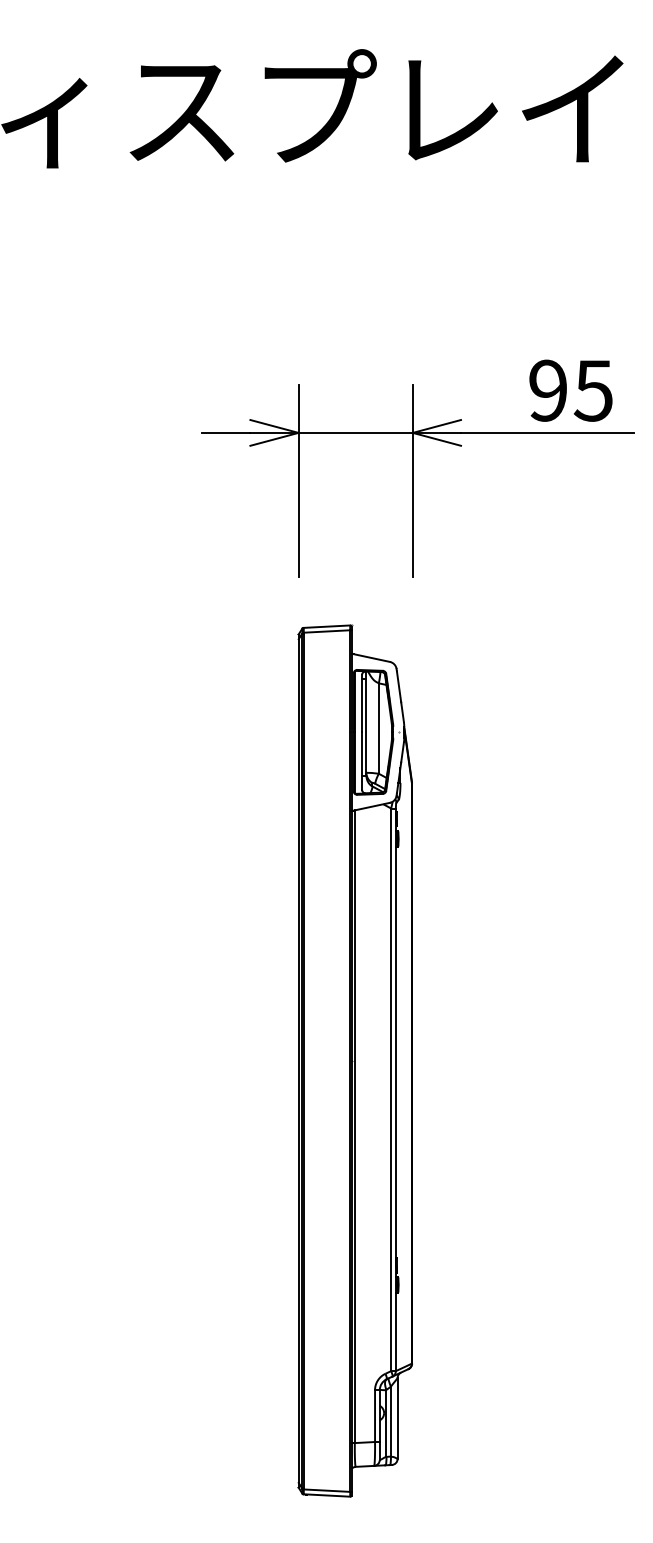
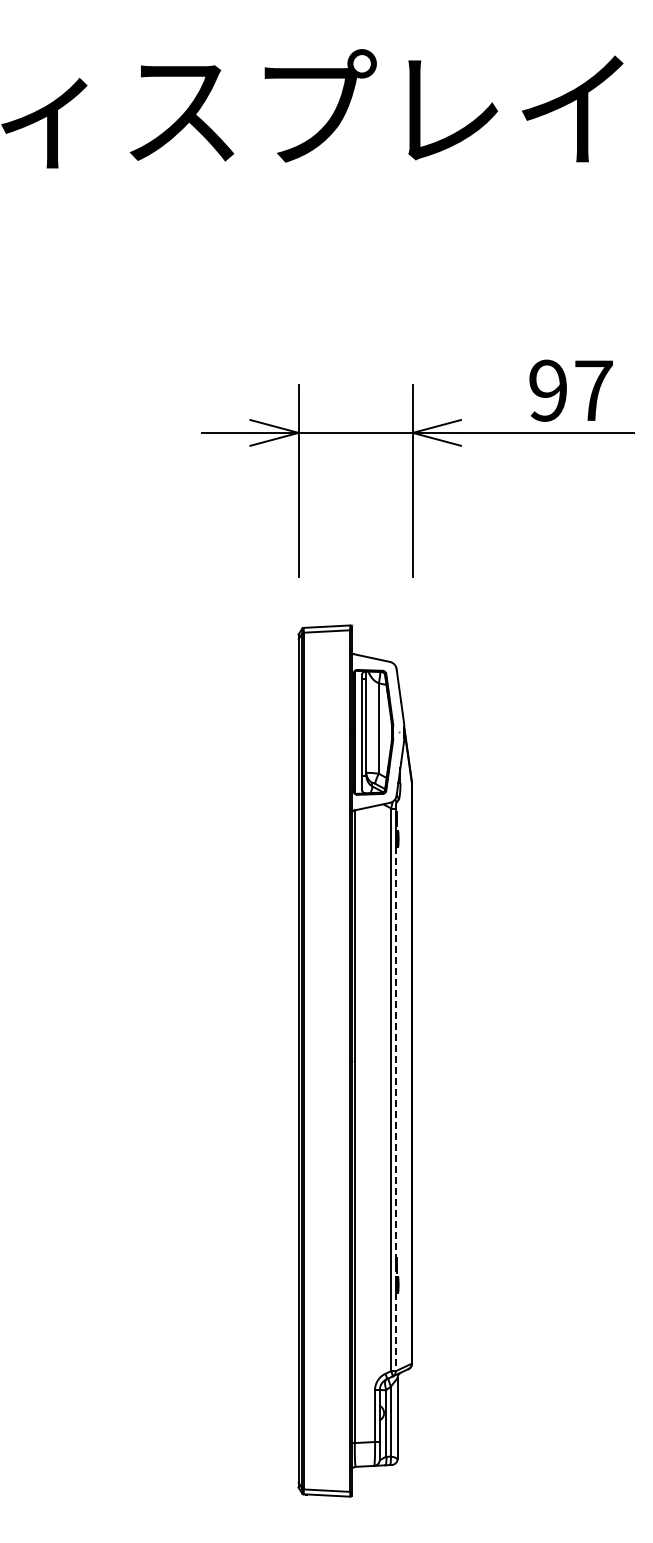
text: 95 -> 97 (592, 390)
line: solid -> dashed (395, 1062)
line: solid -> dashed (395, 1332)
